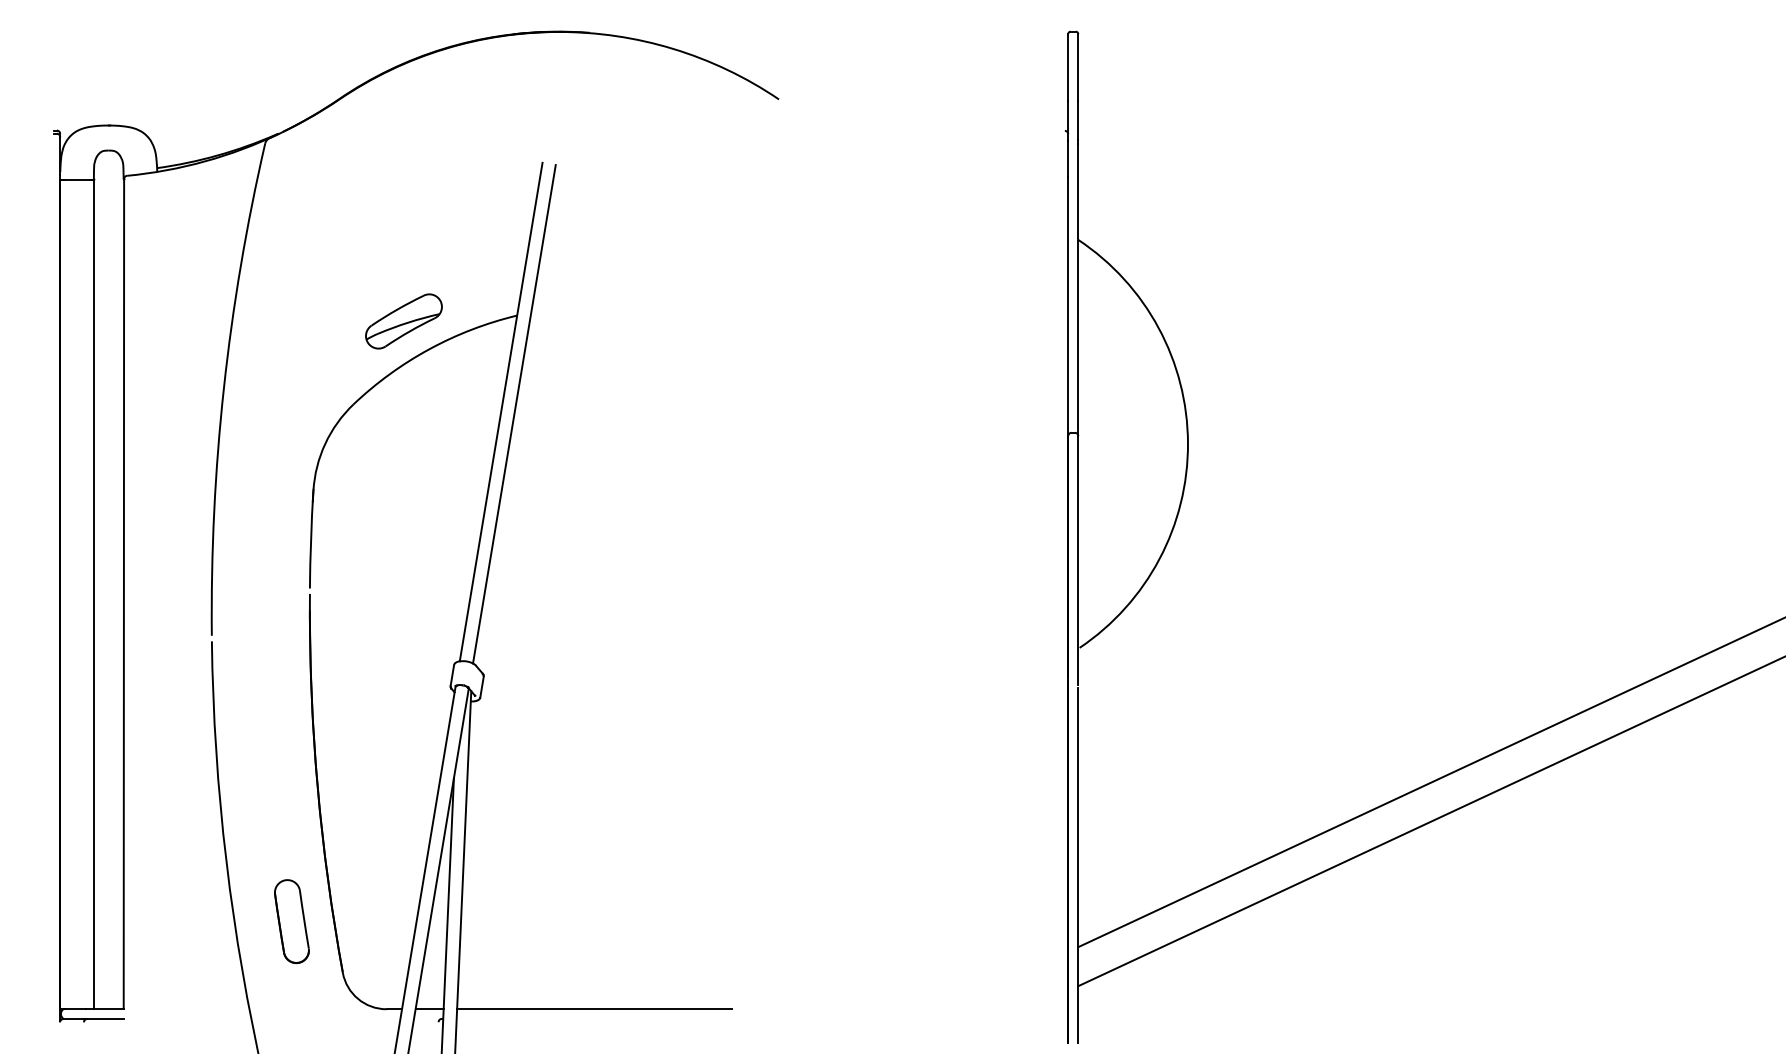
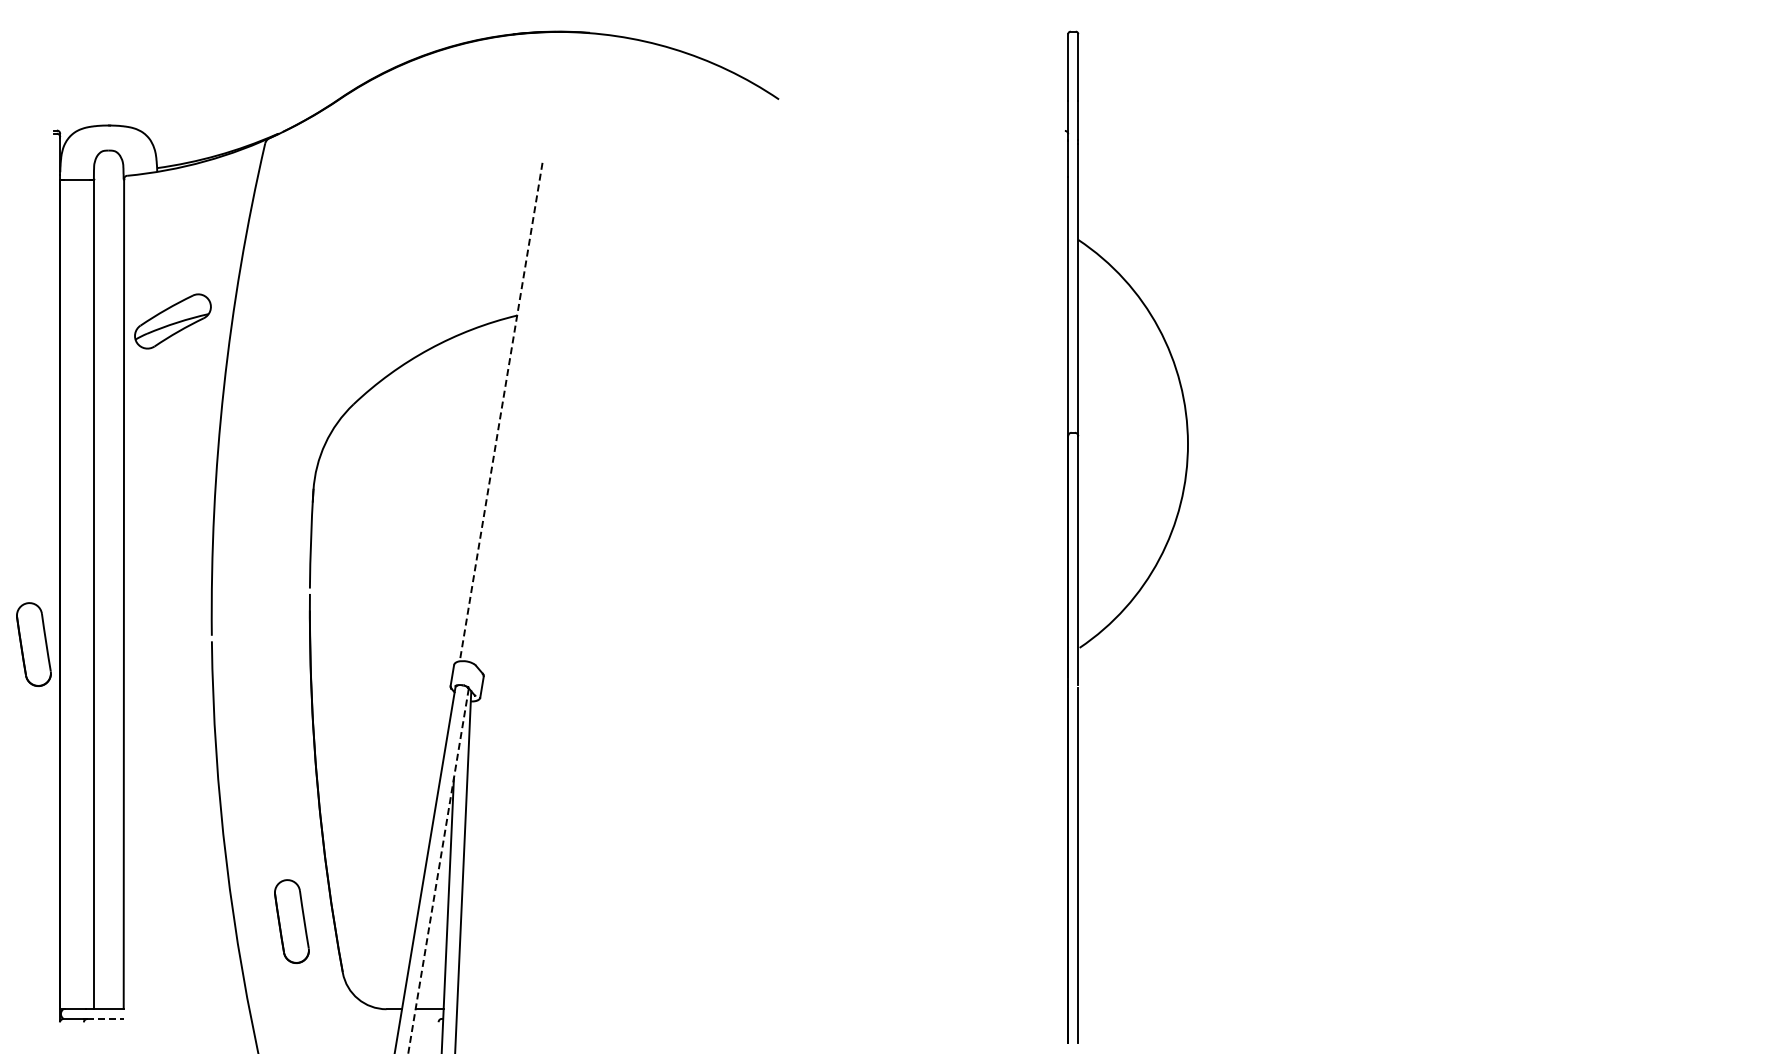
part position: (403, 321) -> (172, 321) (172, 321)
line: solid -> dashed (501, 412)
line: present -> none (514, 414)
part: none -> present (33, 644)
line: present -> none (1430, 782)
line: present -> none (1430, 821)
line: solid -> dashed (438, 870)
line: present -> none (594, 1009)
line: solid -> dashed (106, 1019)
